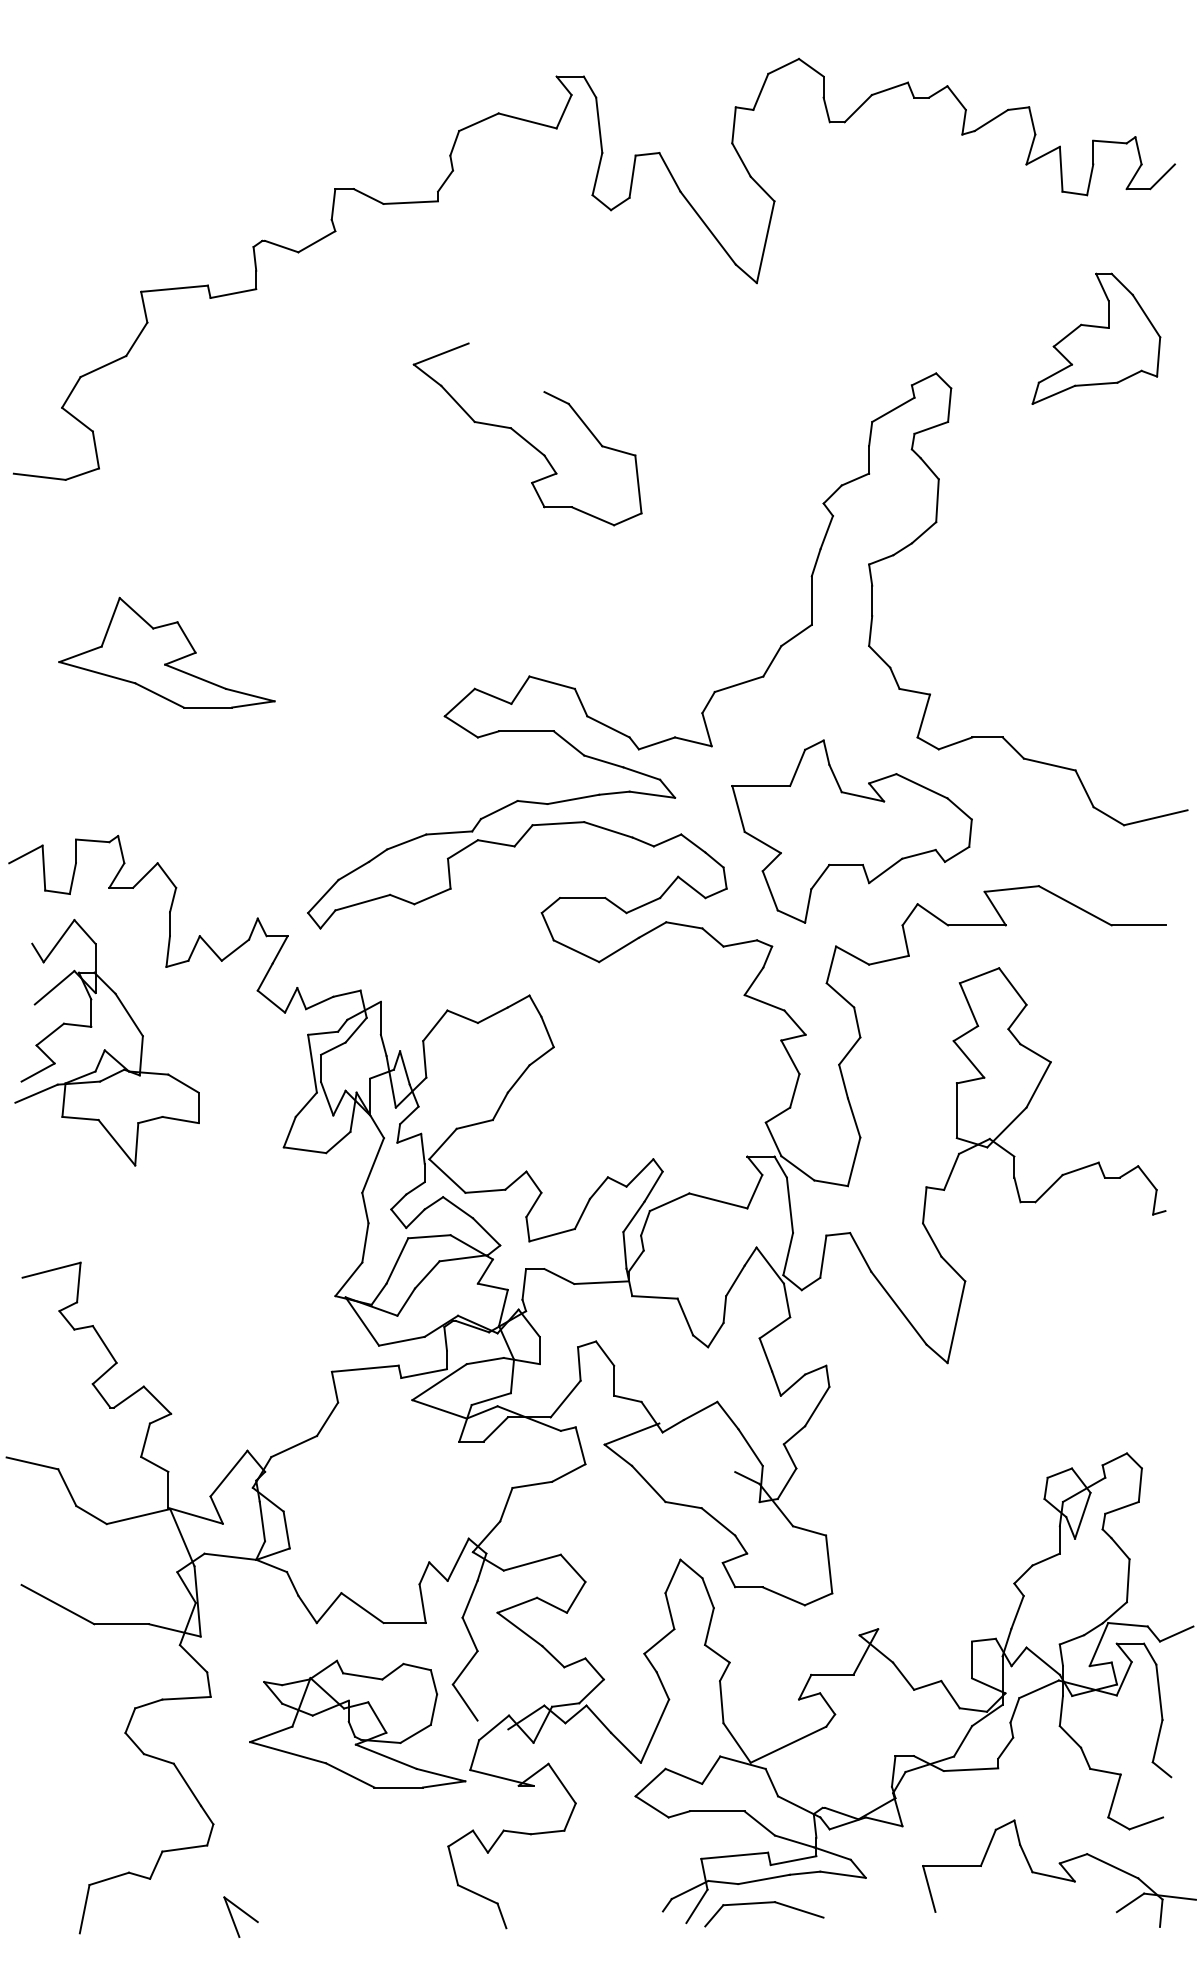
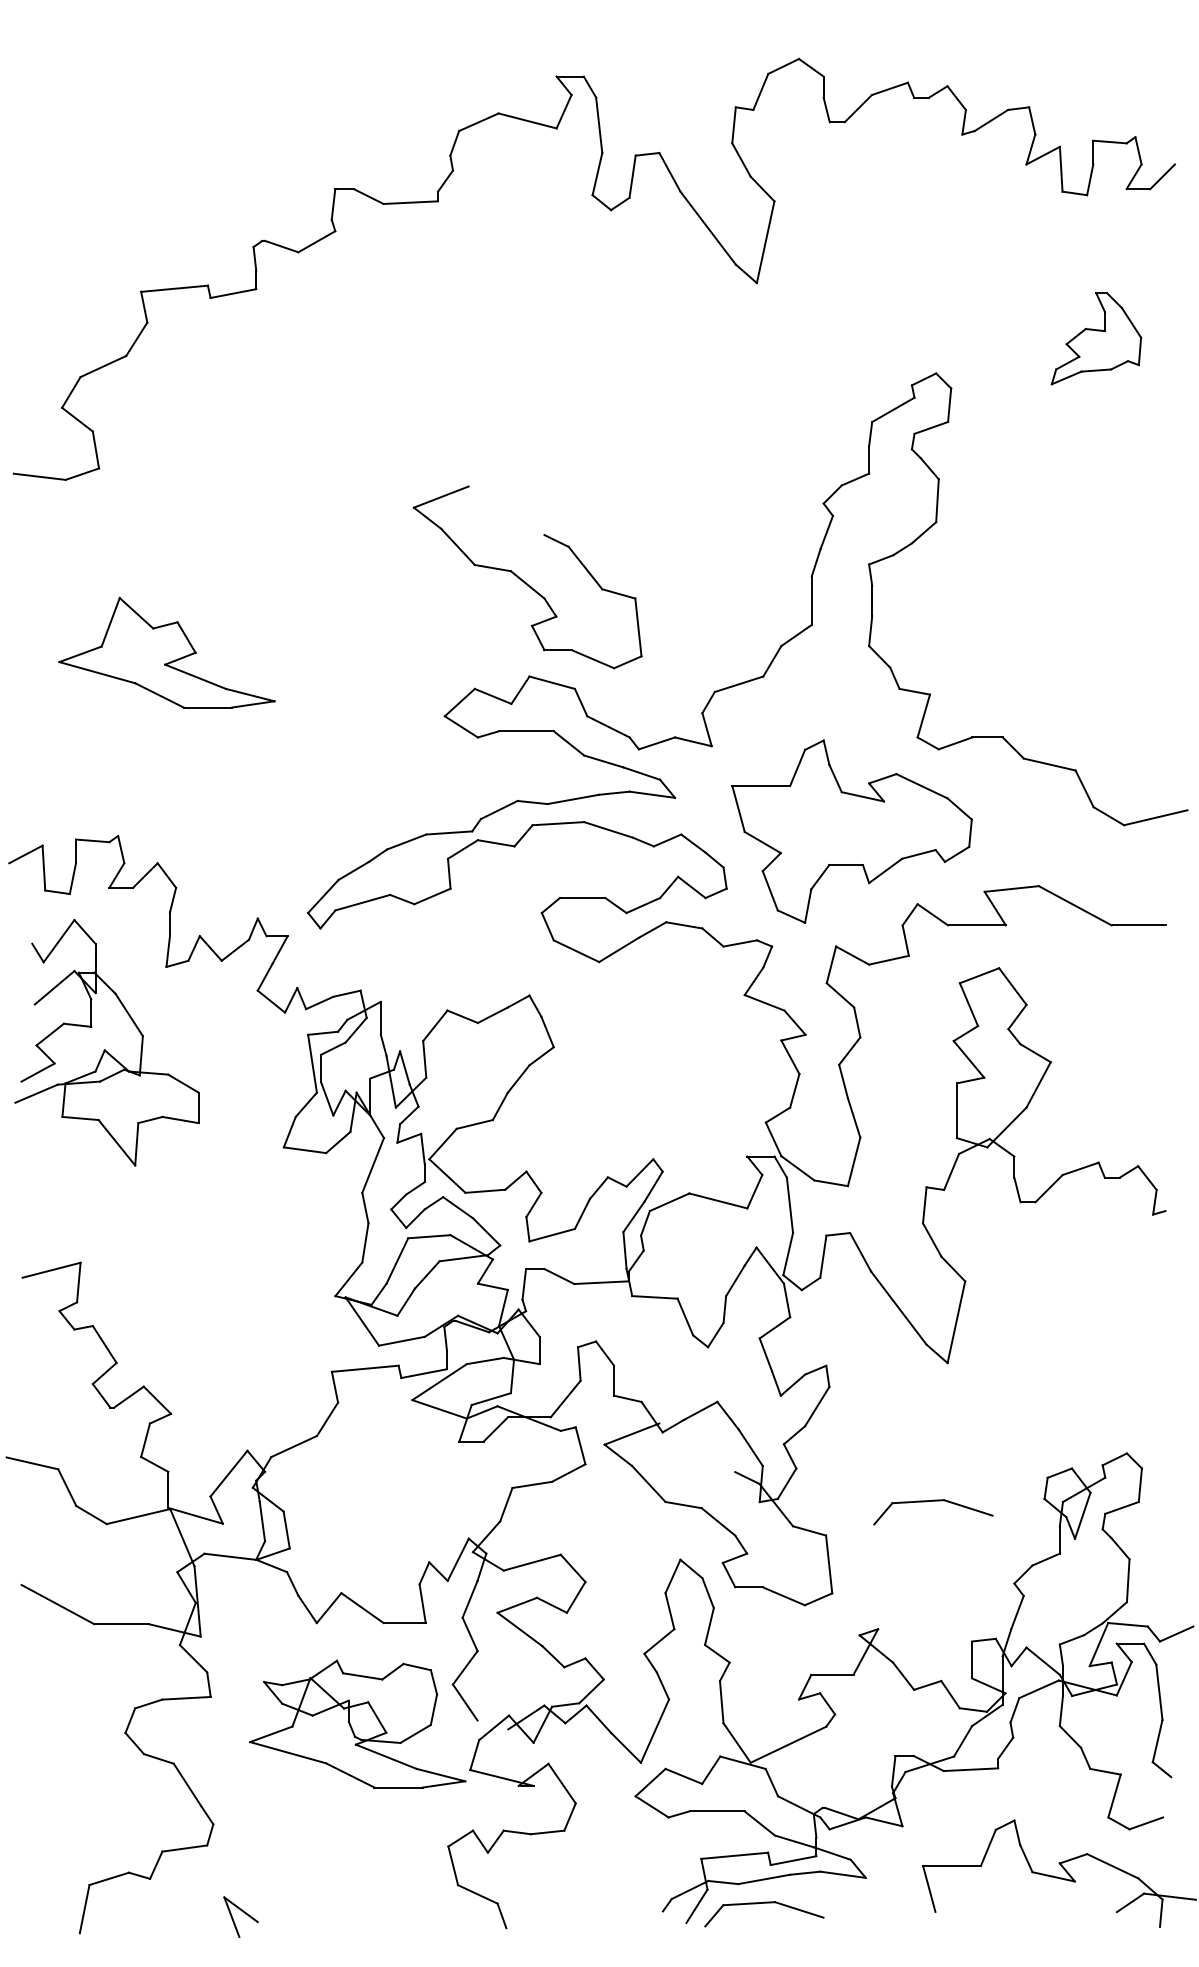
part size: 131x133 px -> 93x94 px (1096, 338)
part position: (527, 434) -> (527, 577) (527, 577)
part: none -> present (933, 1501)
